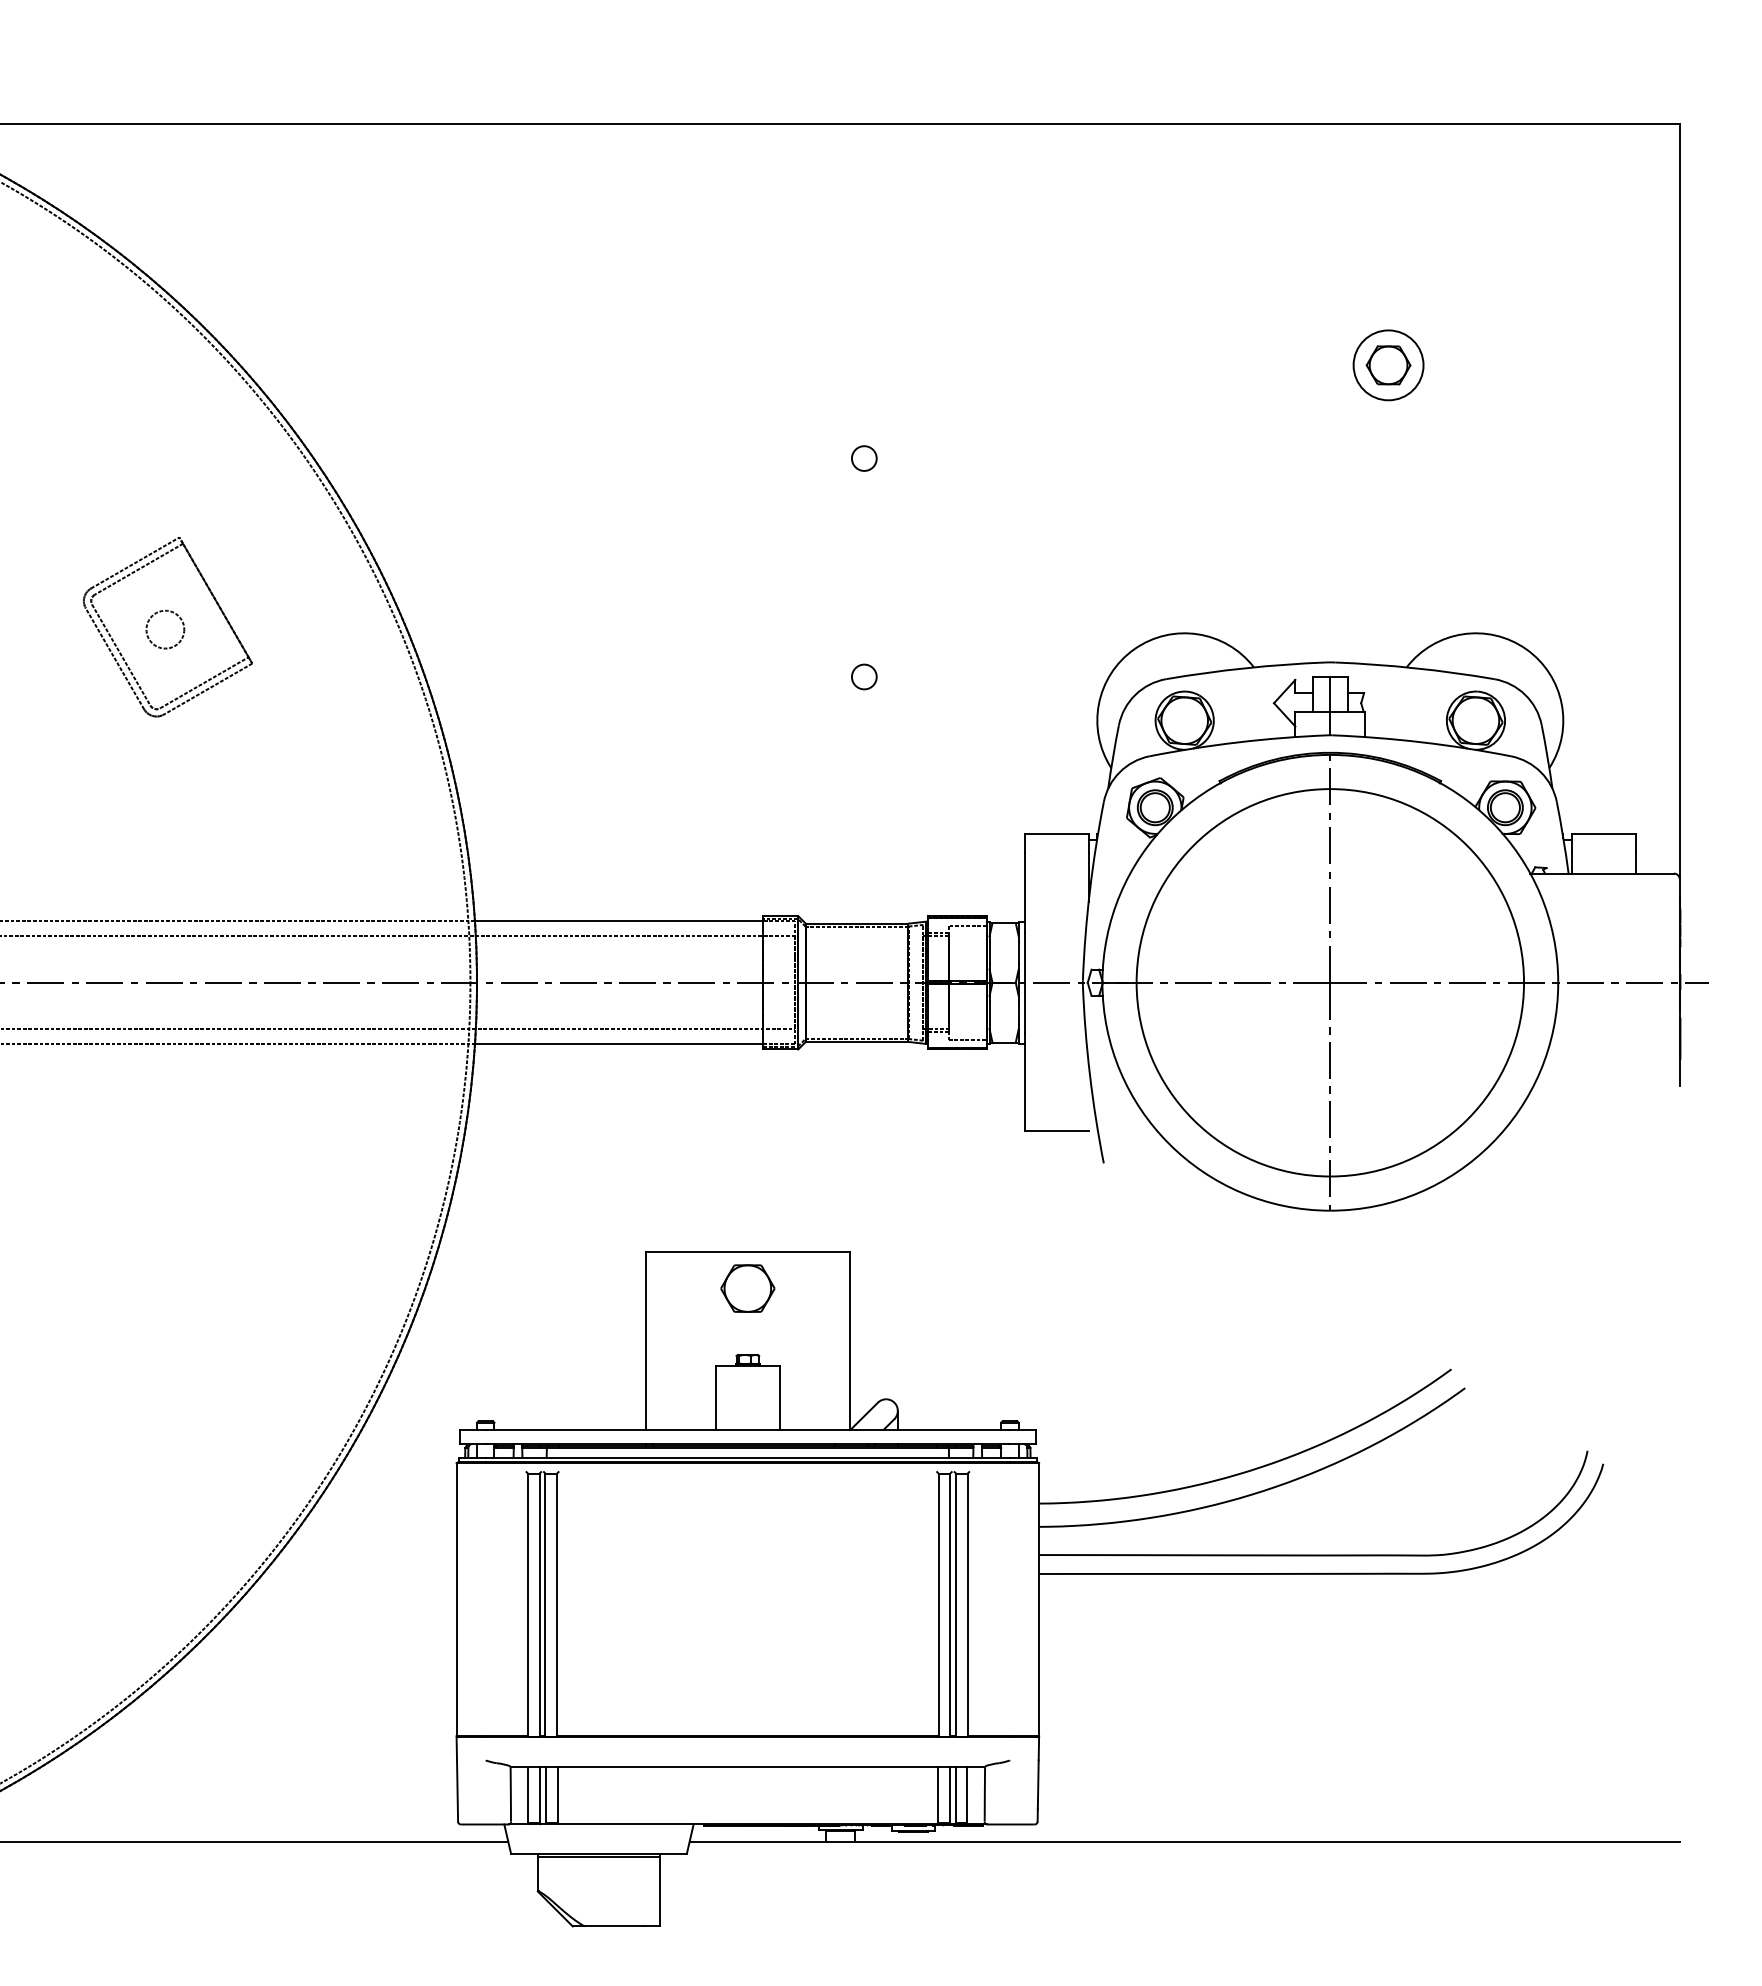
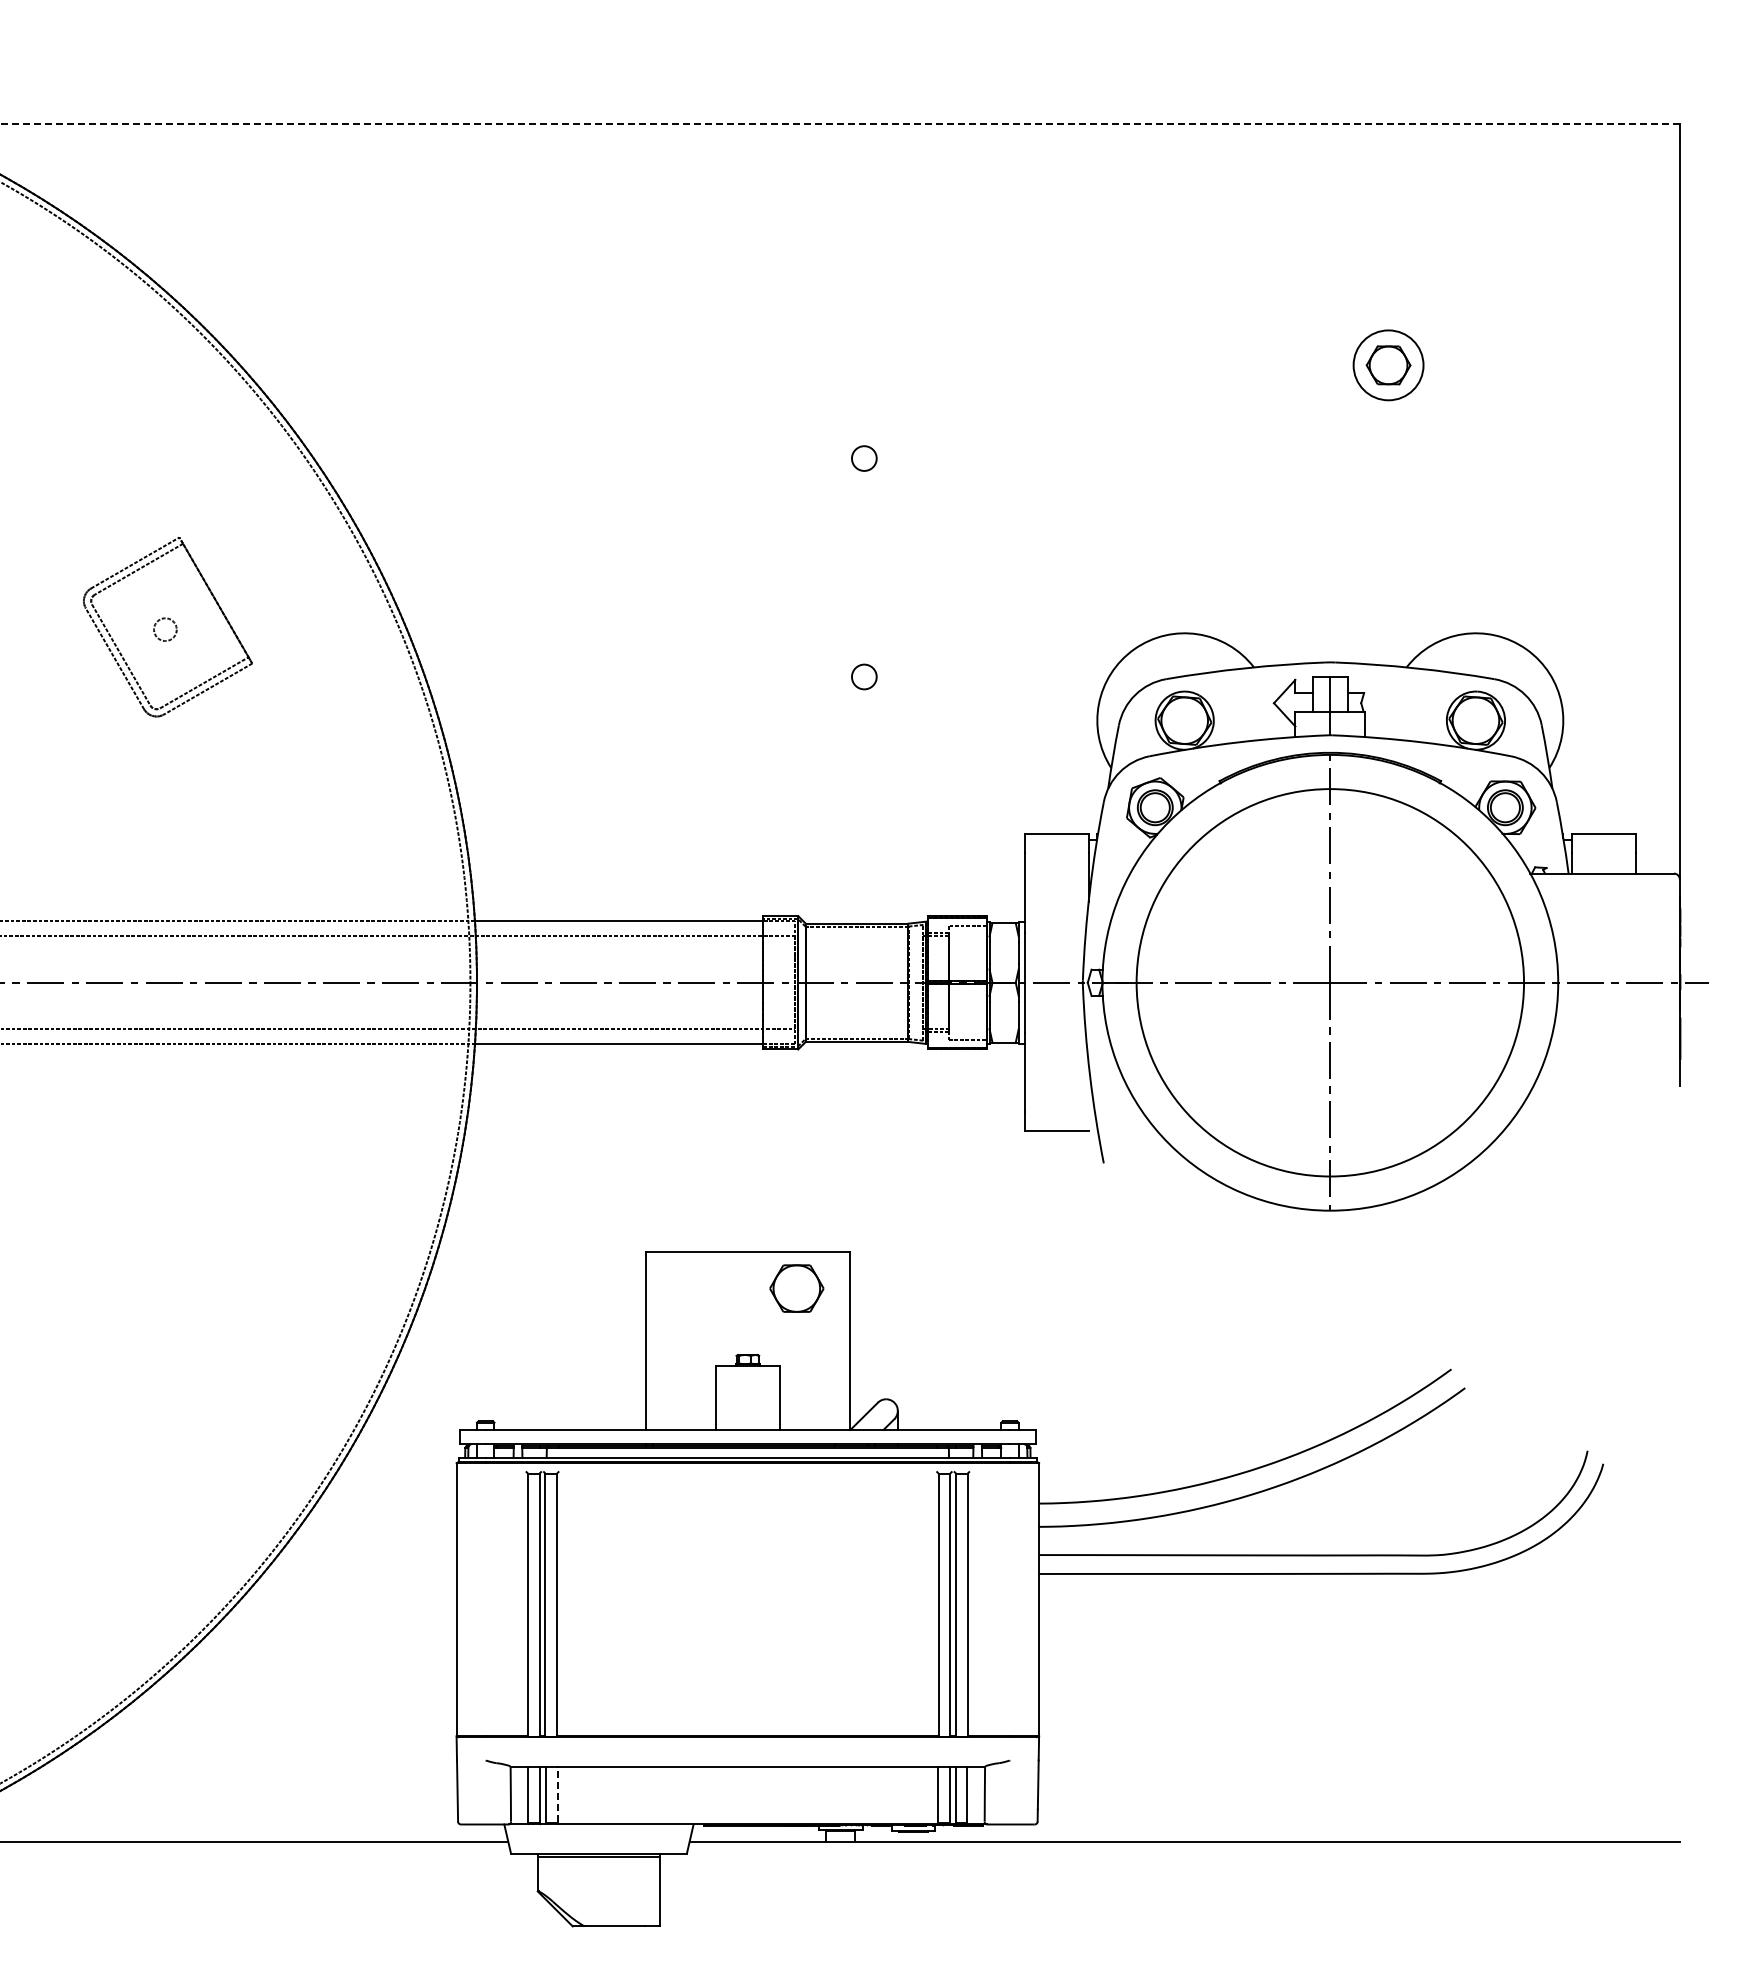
line: solid -> dashed (840, 123)
circle diameter: 38 px -> 23 px (165, 629)
part position: (747, 1288) -> (796, 1288) (796, 1288)
line: solid -> dashed (557, 1794)
